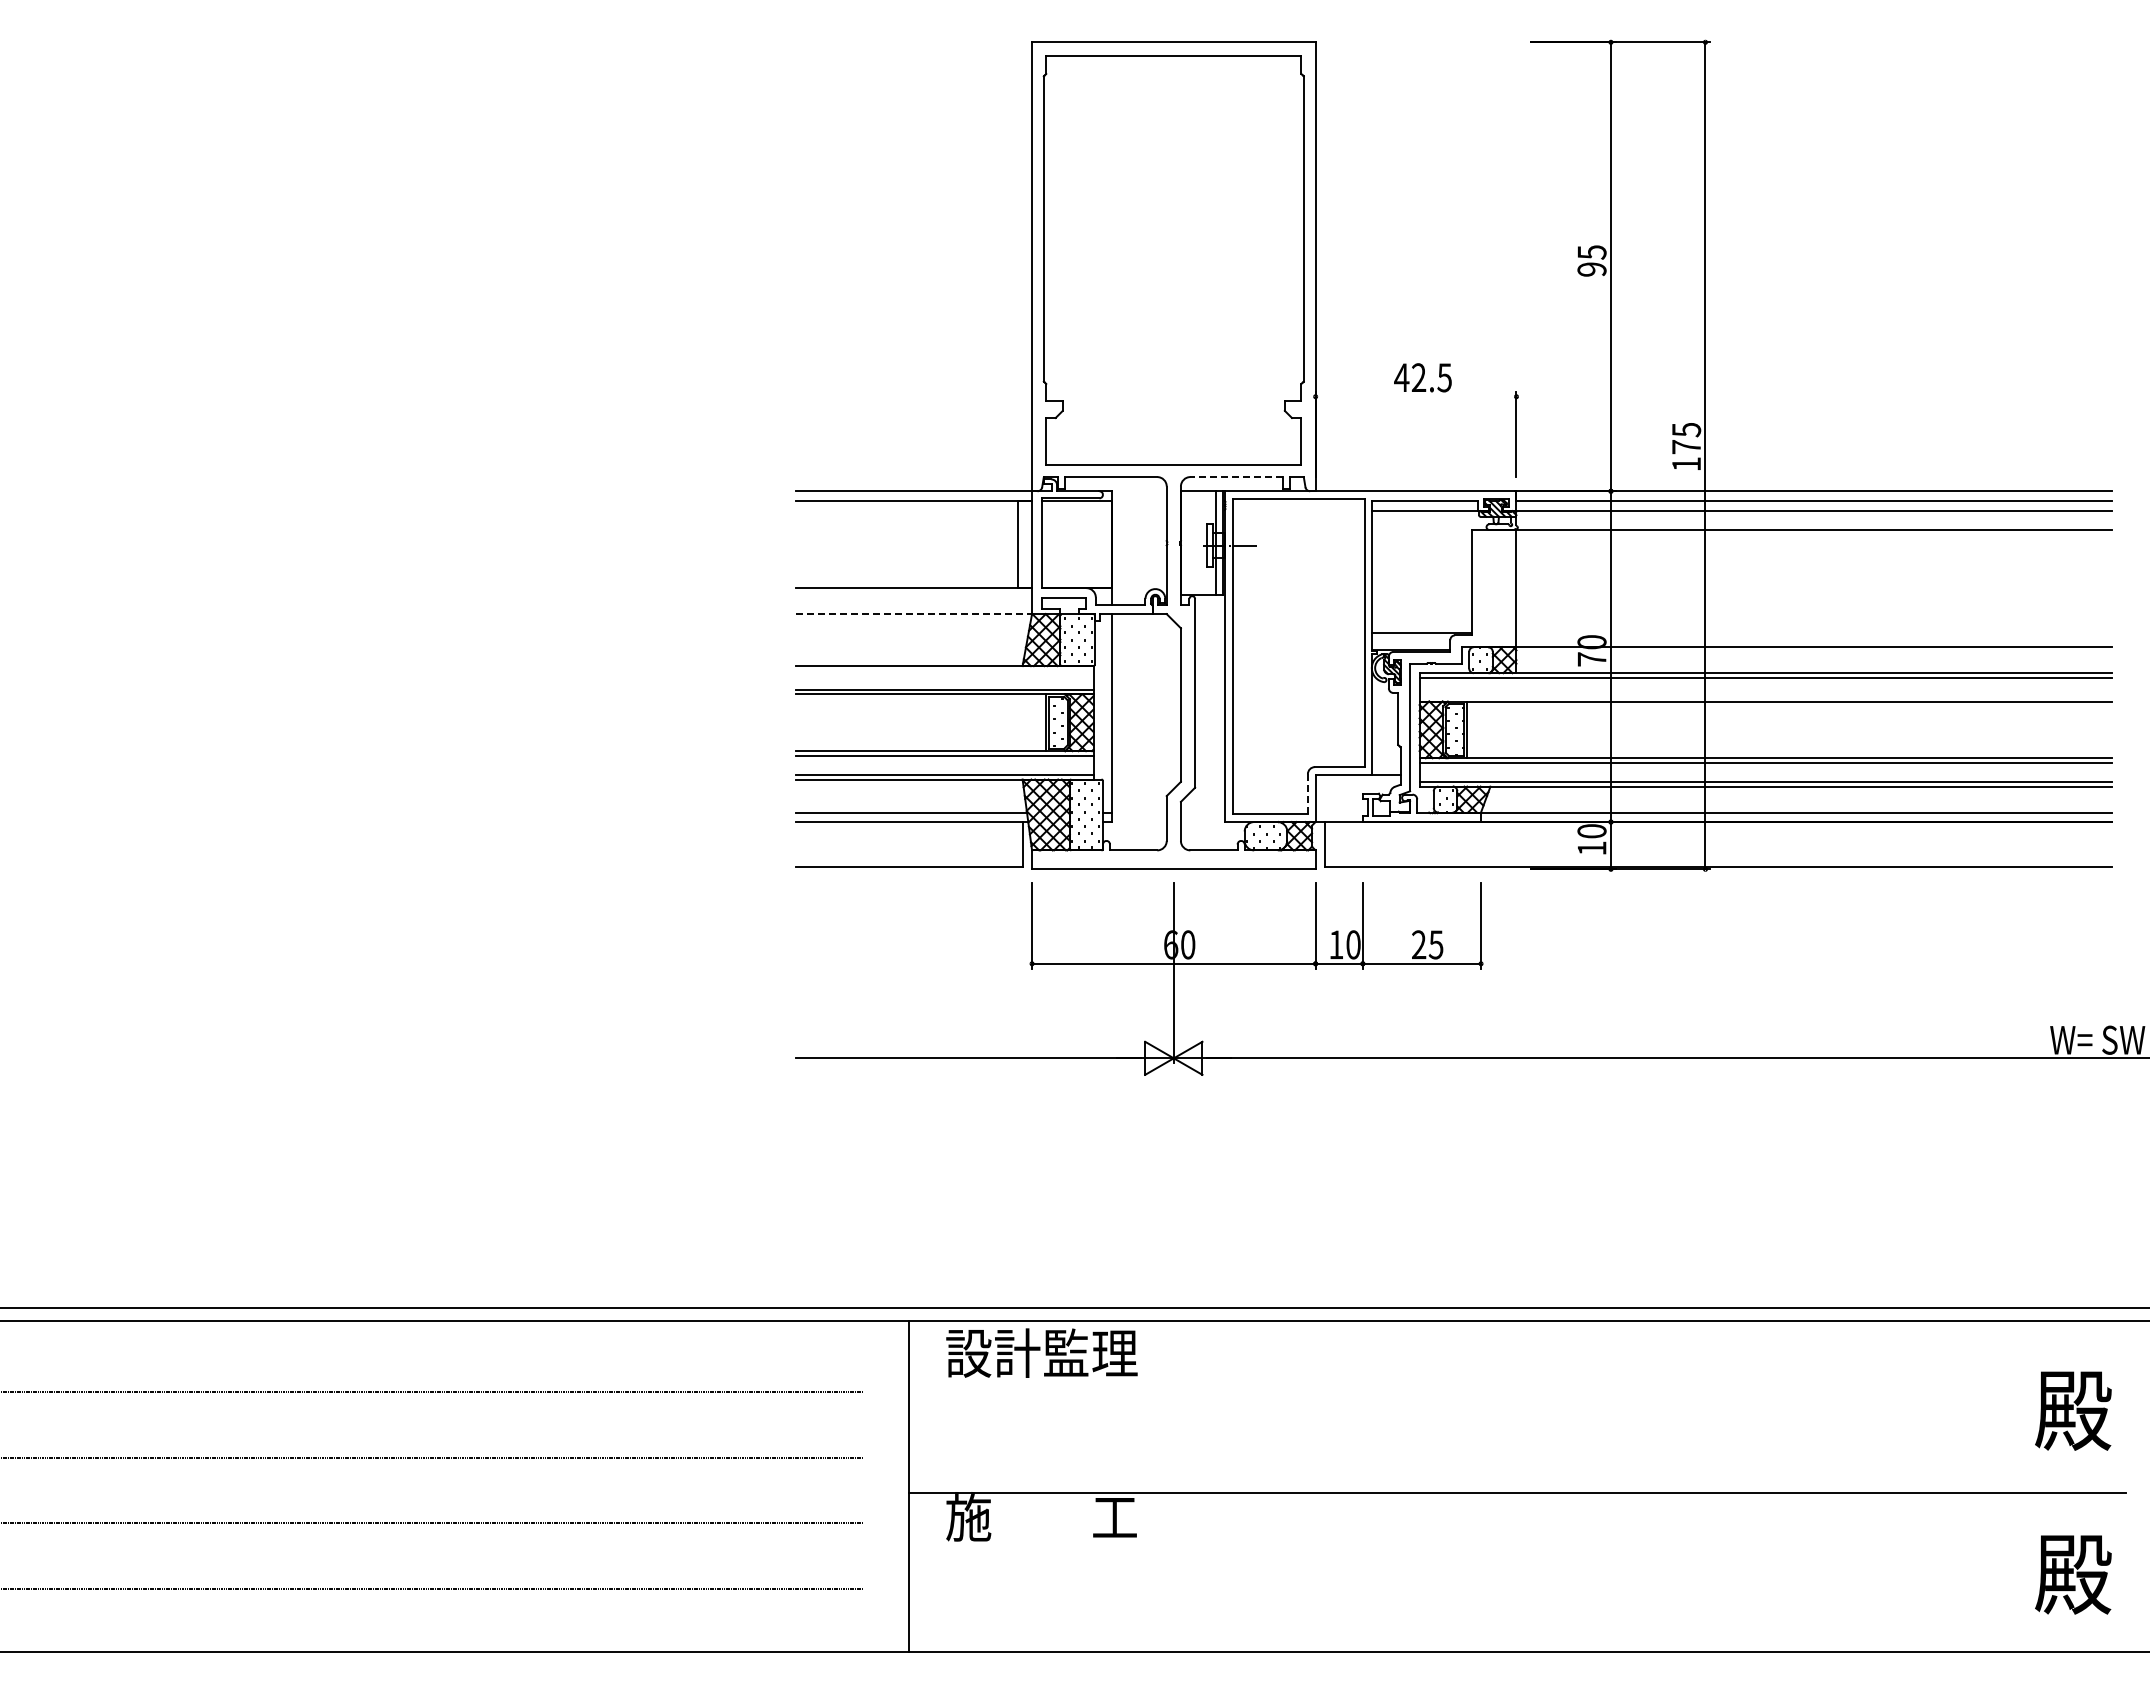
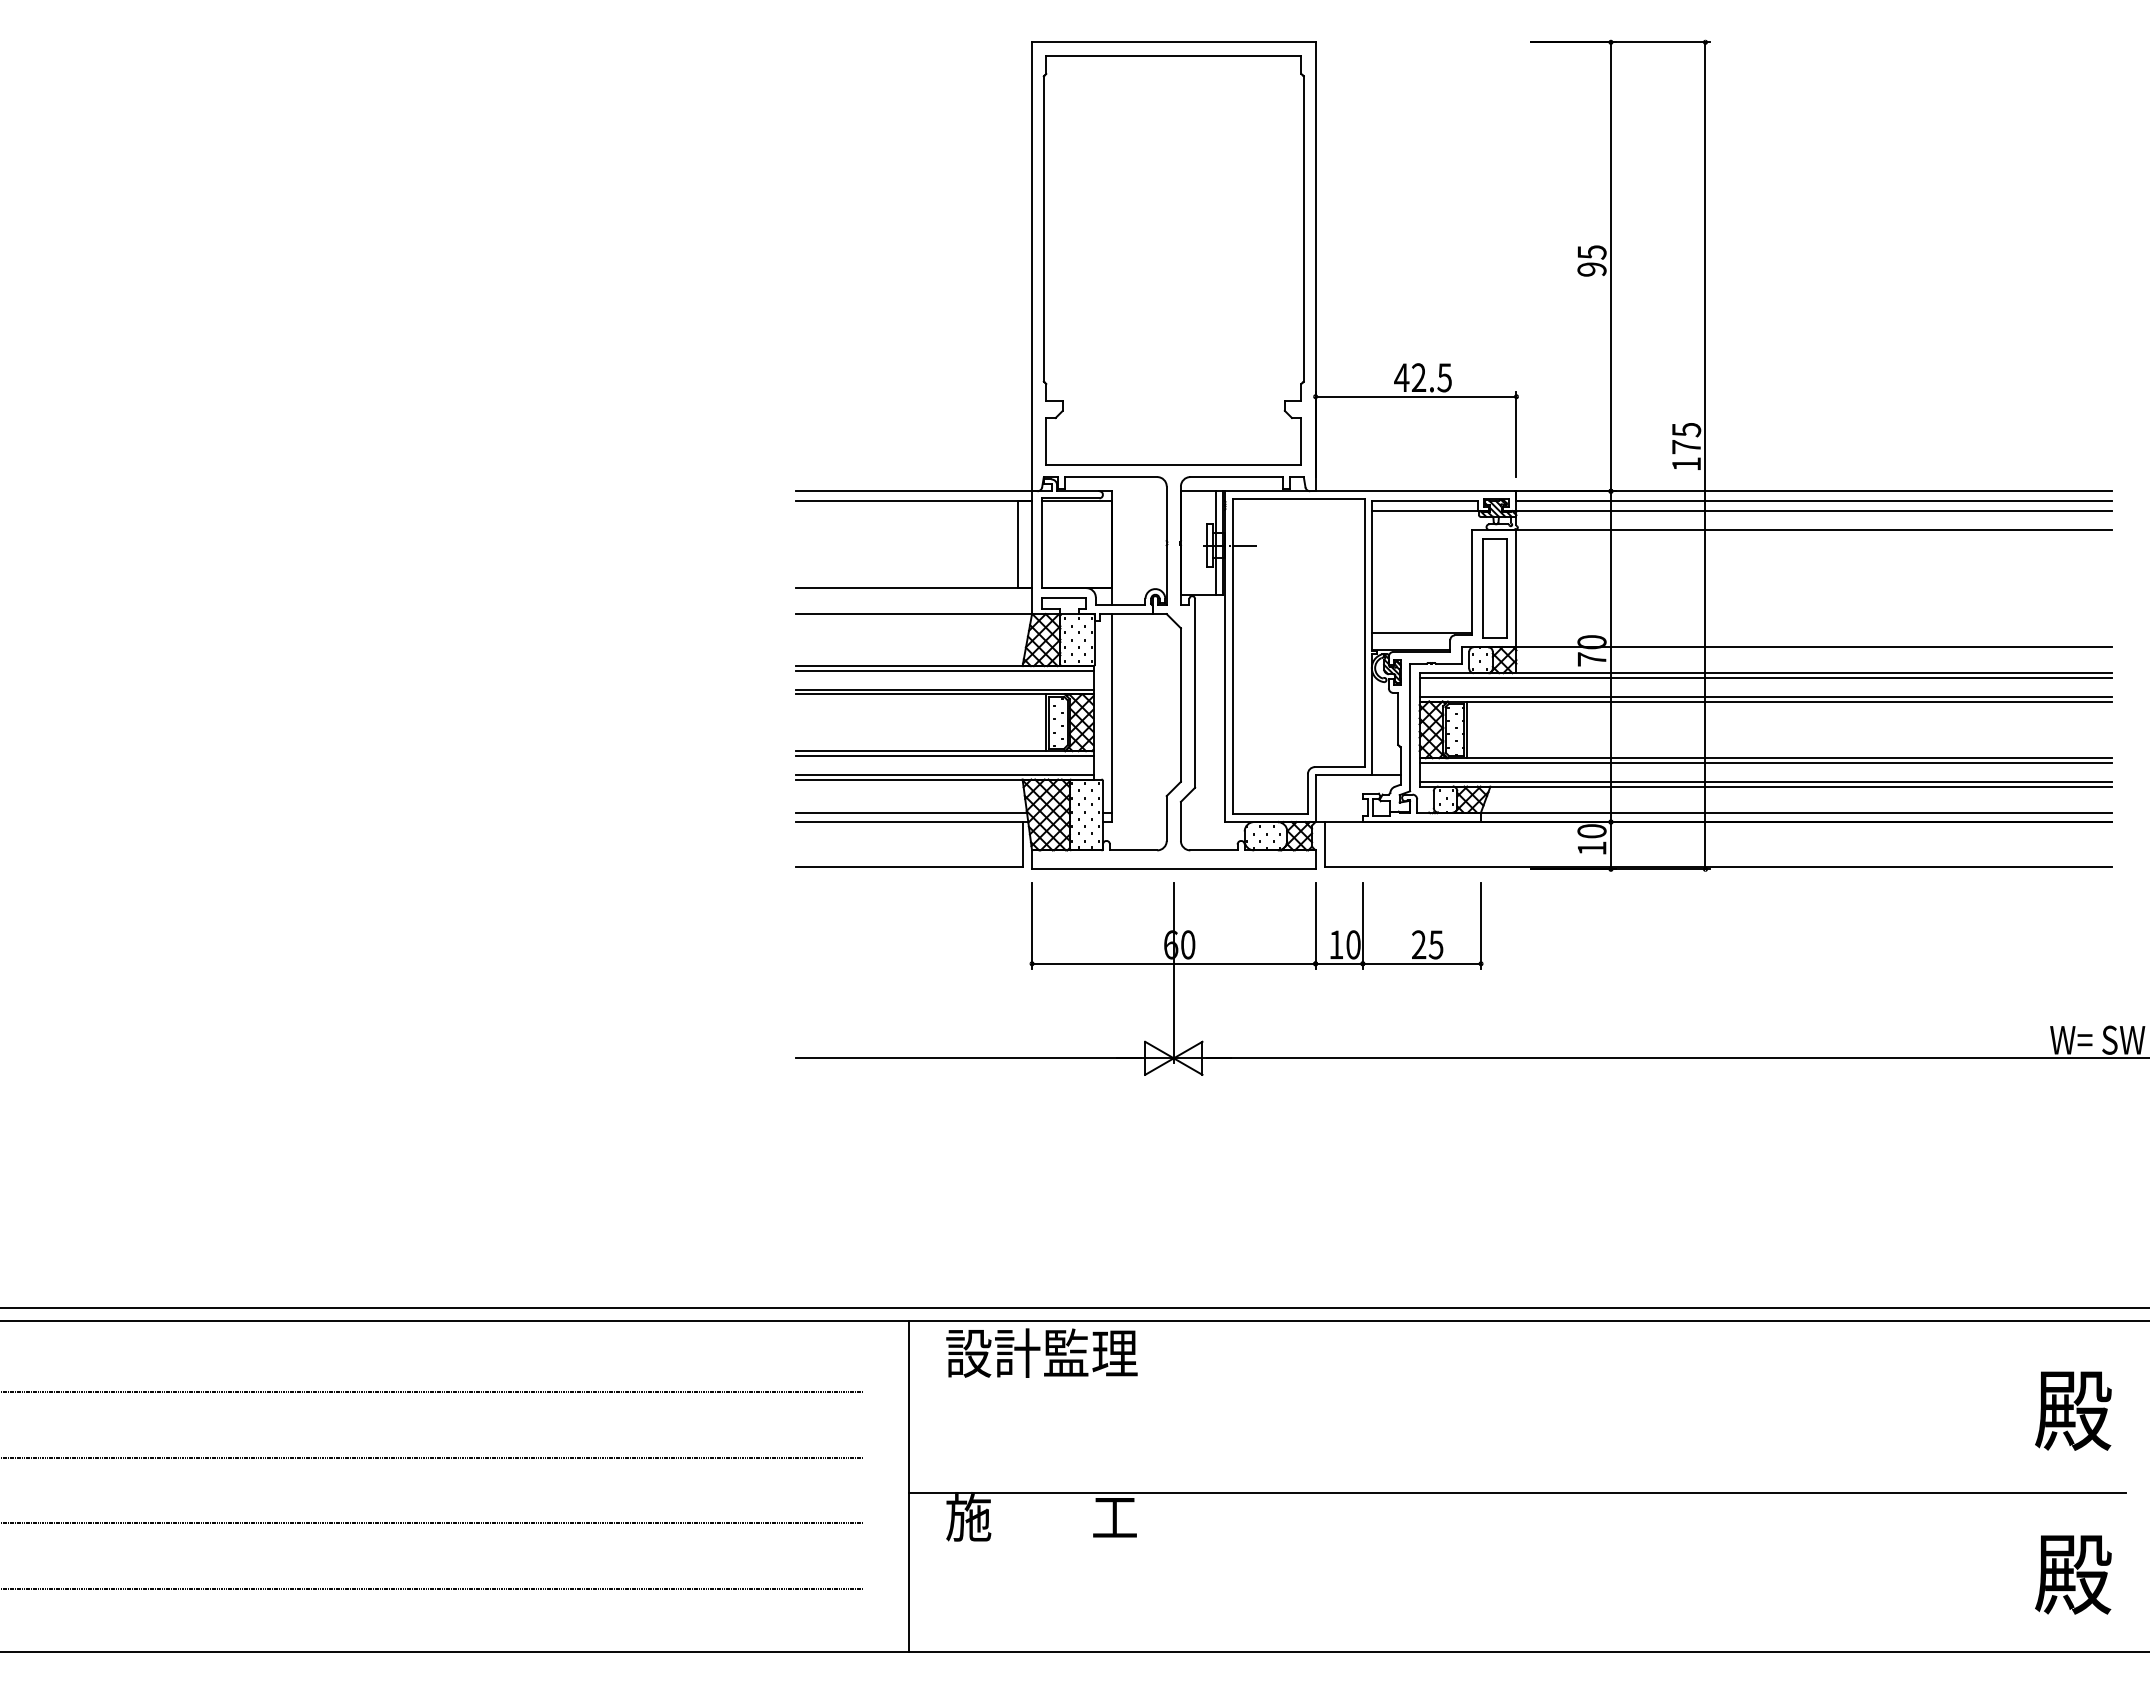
line: none -> present (1415, 396)
line: dashed -> solid (1235, 477)
part: none -> present (1494, 588)
line: dashed -> solid (914, 614)
line: none -> present (944, 670)
line: none -> present (1765, 696)
line: dashed -> solid (1307, 793)
